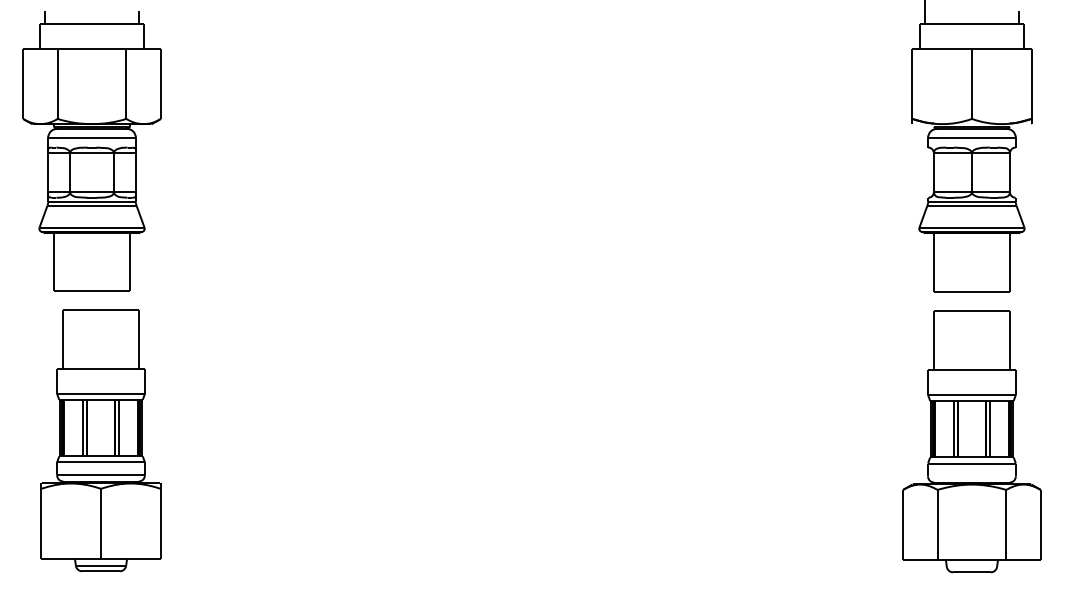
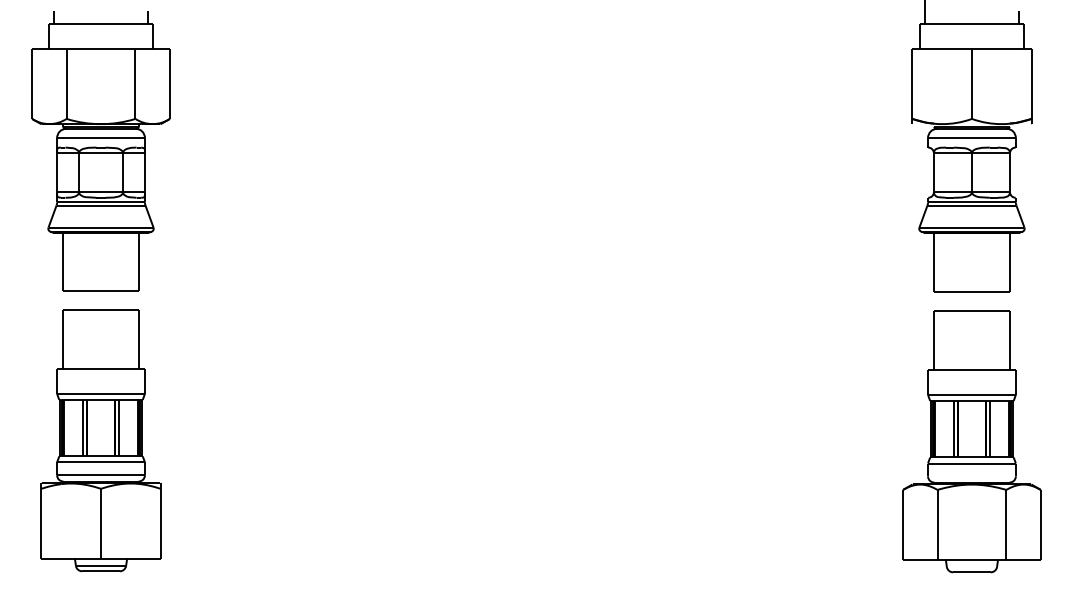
part position: (91, 151) -> (100, 151) (100, 151)
